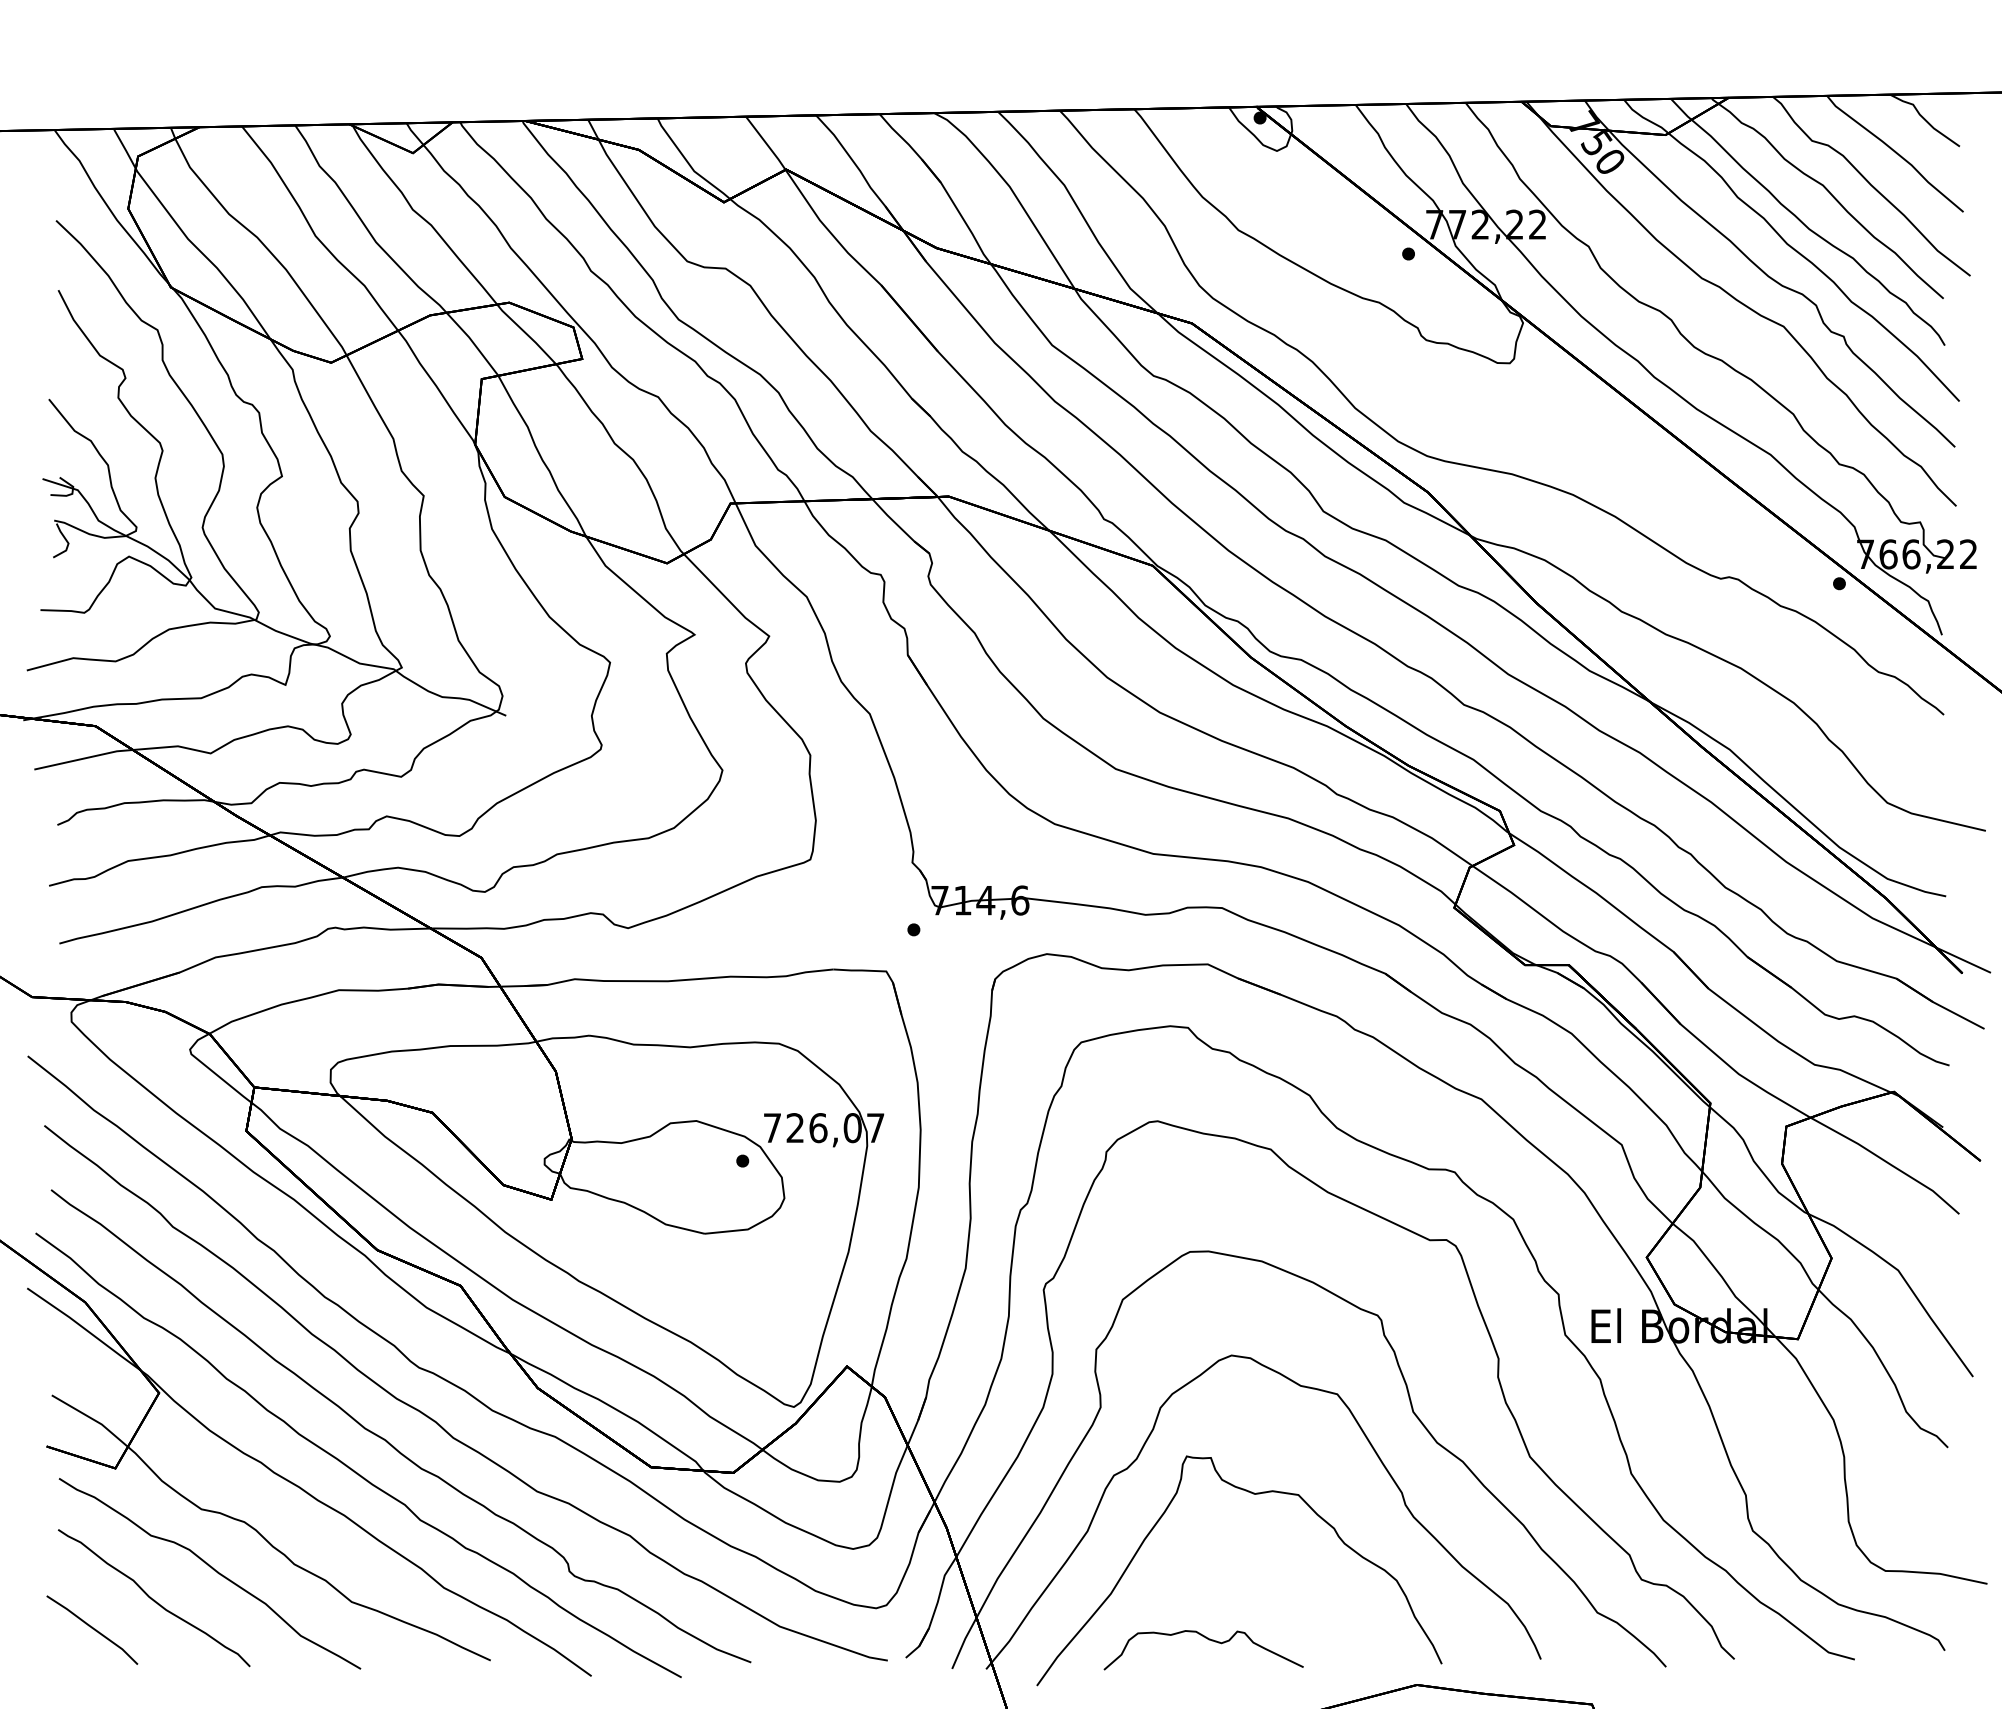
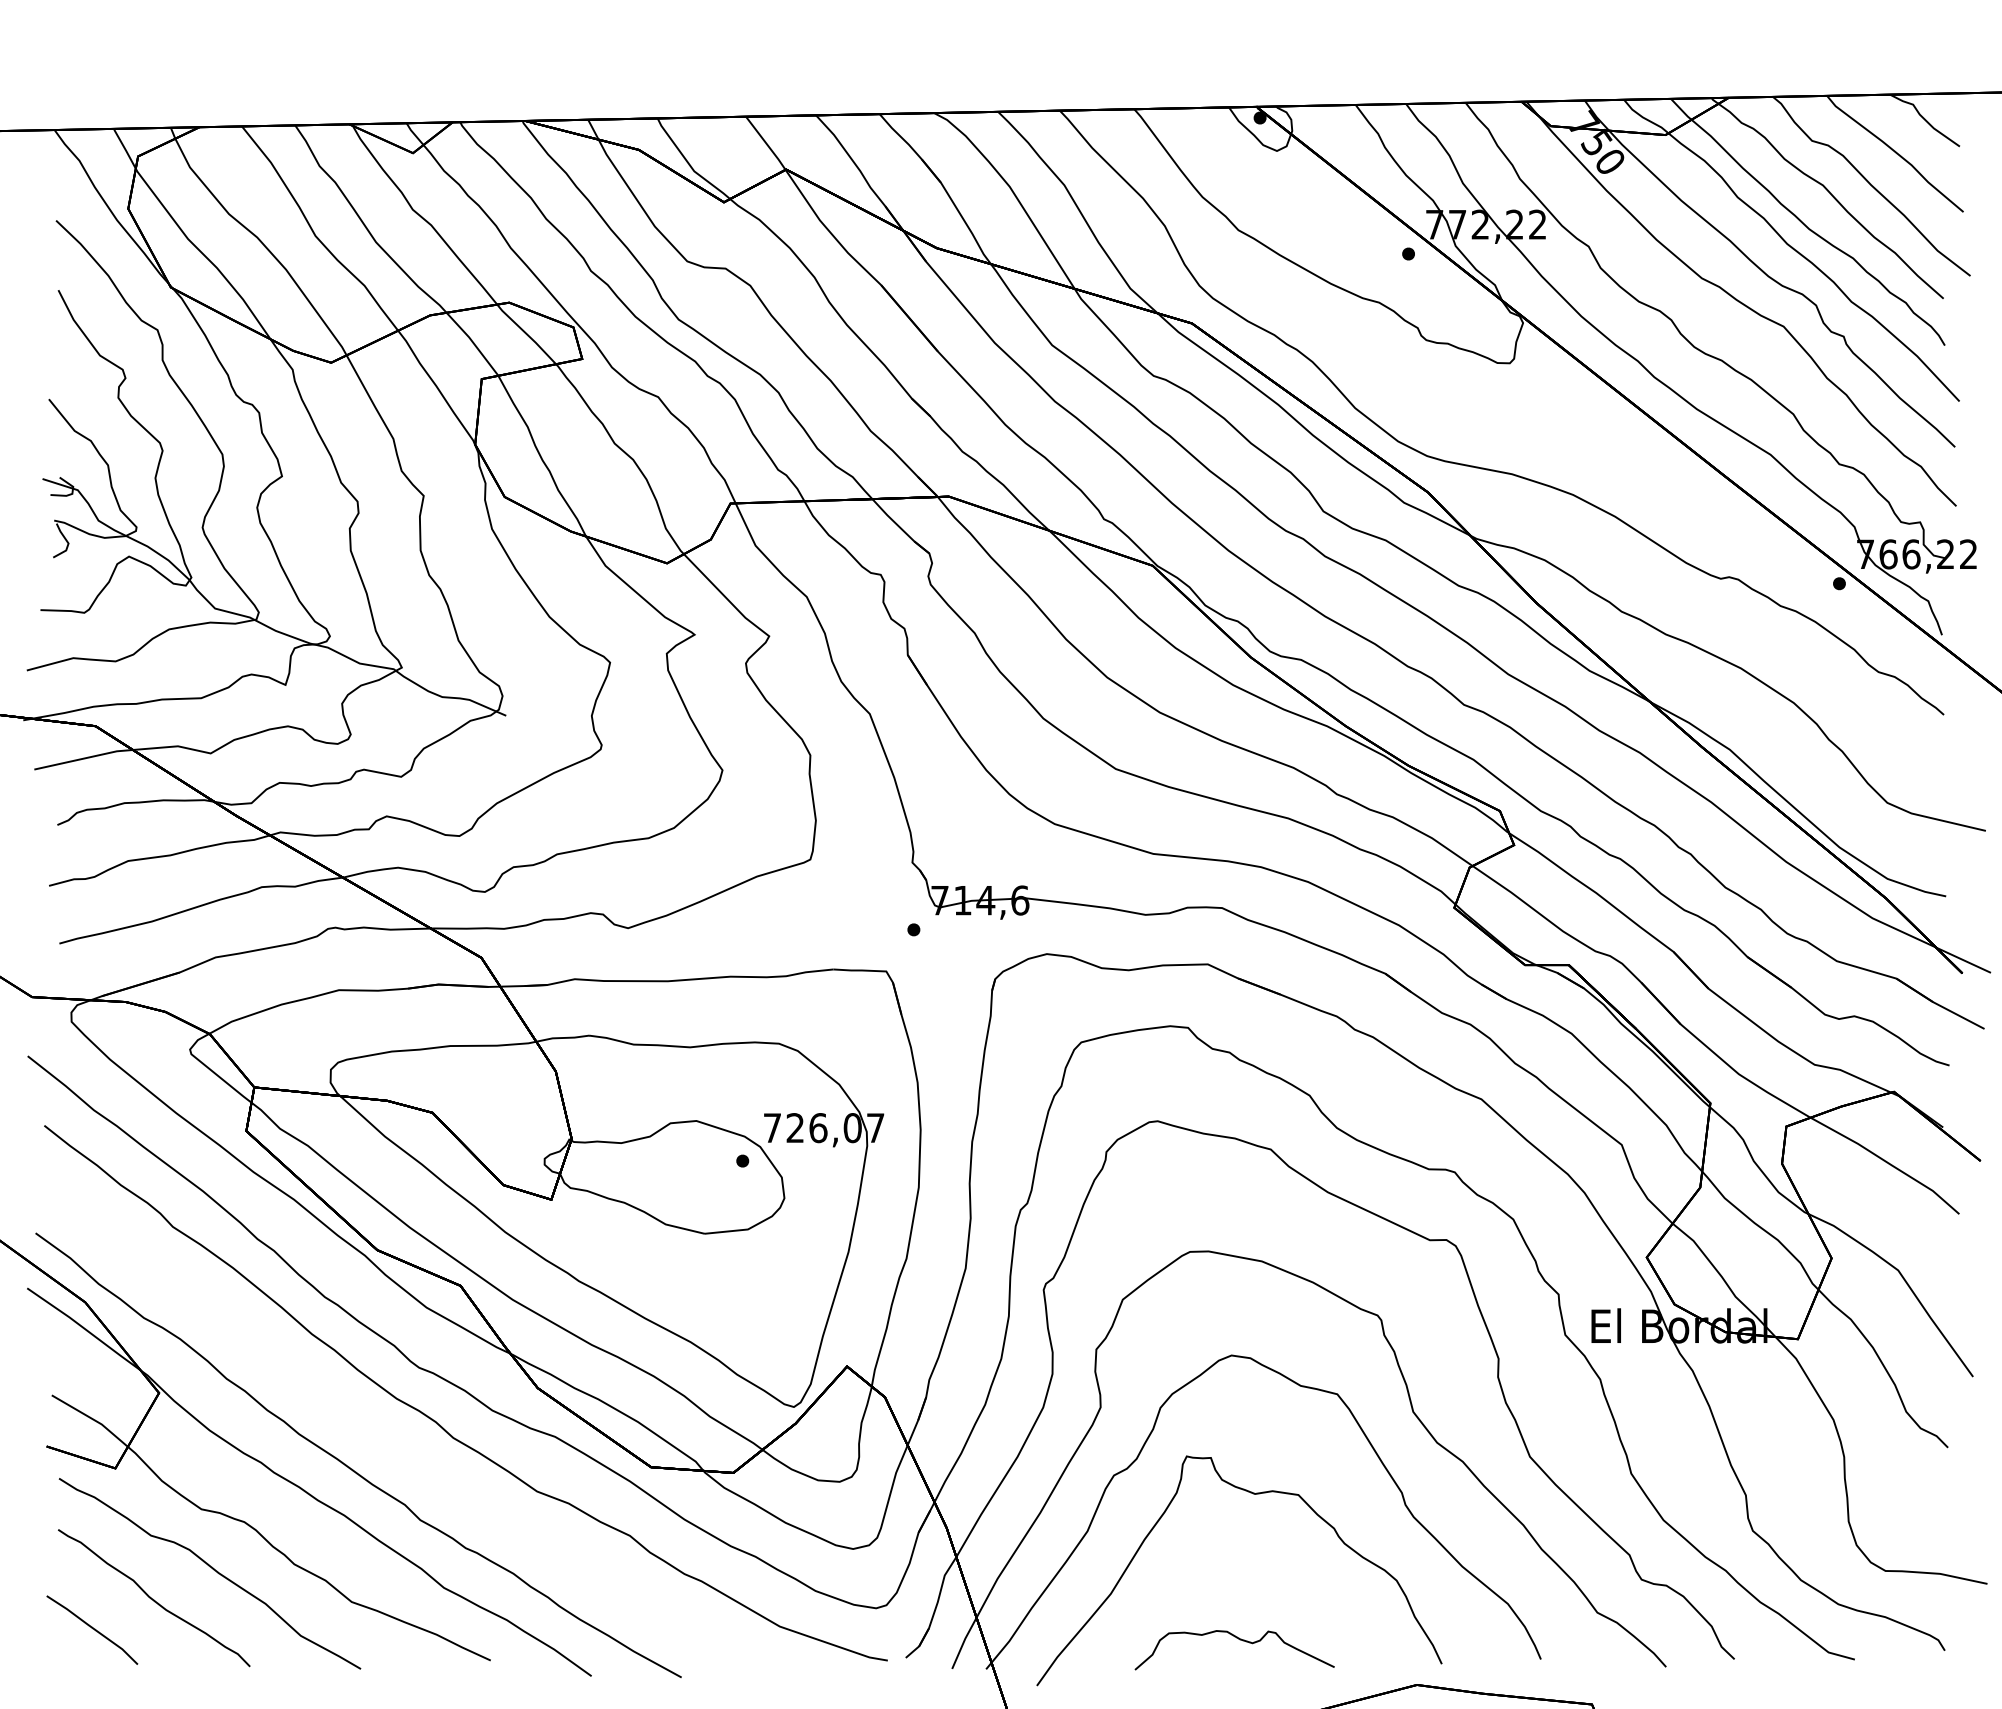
curve: present -> none (386, 1439)
curve position: (1209, 1640) -> (1240, 1640) (1240, 1640)
